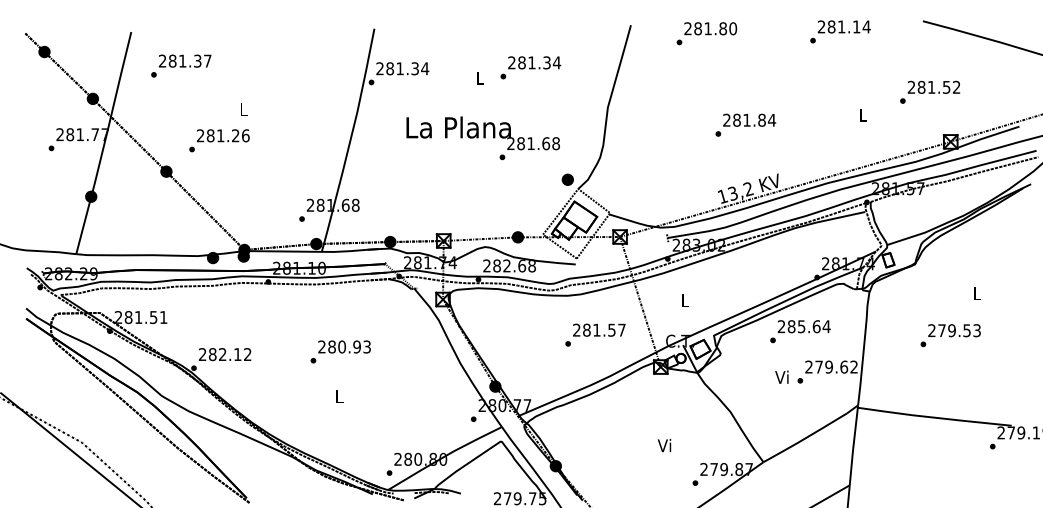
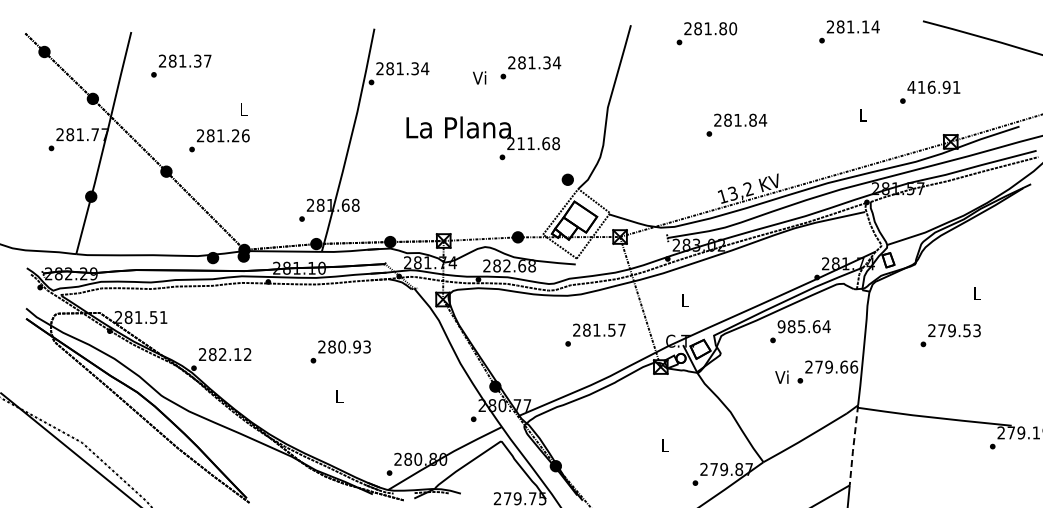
text position: (840, 31) -> (849, 31) (849, 31)
text: L -> Vi (479, 77)
text: 281.52 -> 416.91 (933, 86)
text position: (745, 124) -> (736, 124) (736, 124)
text: 281.68 -> 211.68 (520, 143)
text: 285.64 -> 985.64 (781, 326)
text: 279.62 -> 279.66 (854, 366)
text: Vi -> L (664, 445)
line: solid -> dashed (853, 446)
